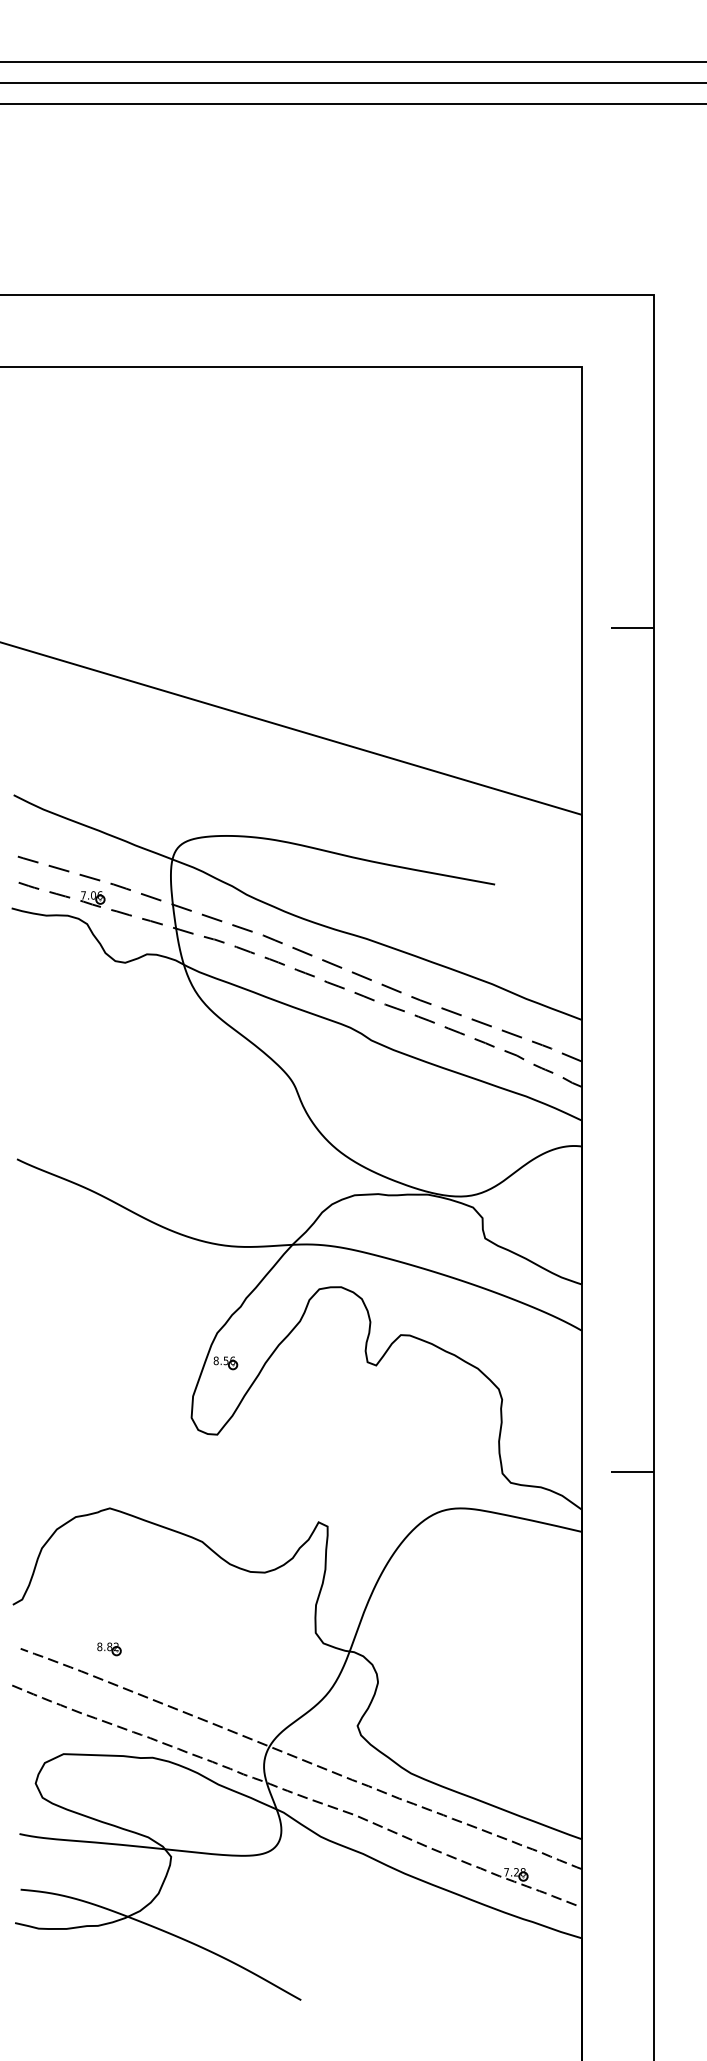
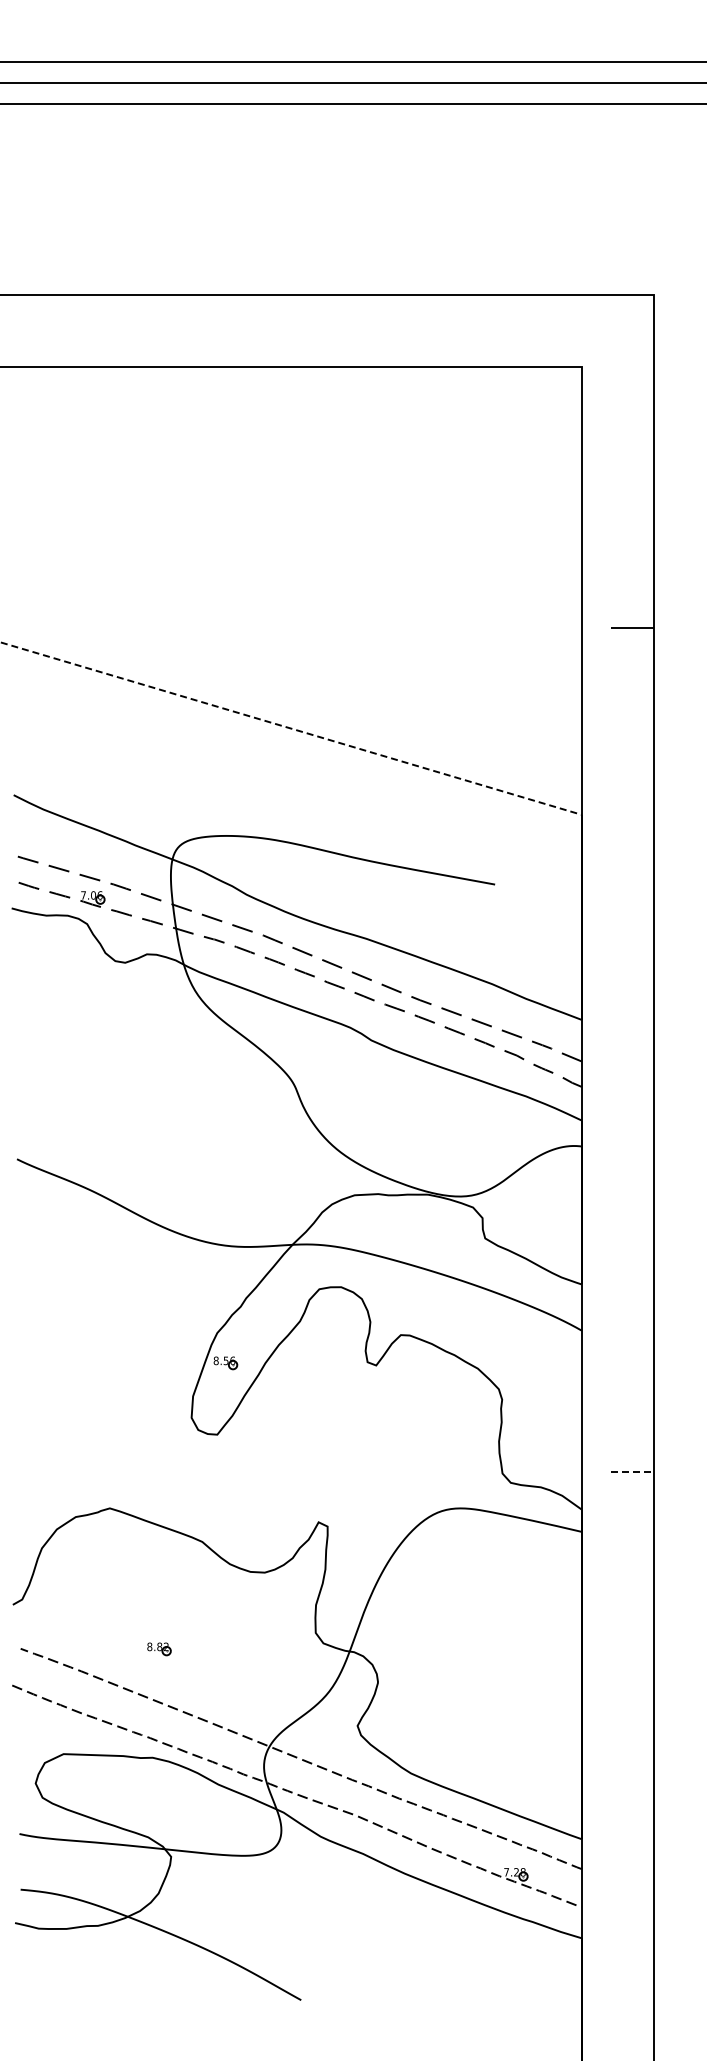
line: solid -> dashed (291, 728)
line: solid -> dashed (632, 1472)
part position: (109, 1649) -> (159, 1649) (159, 1649)
